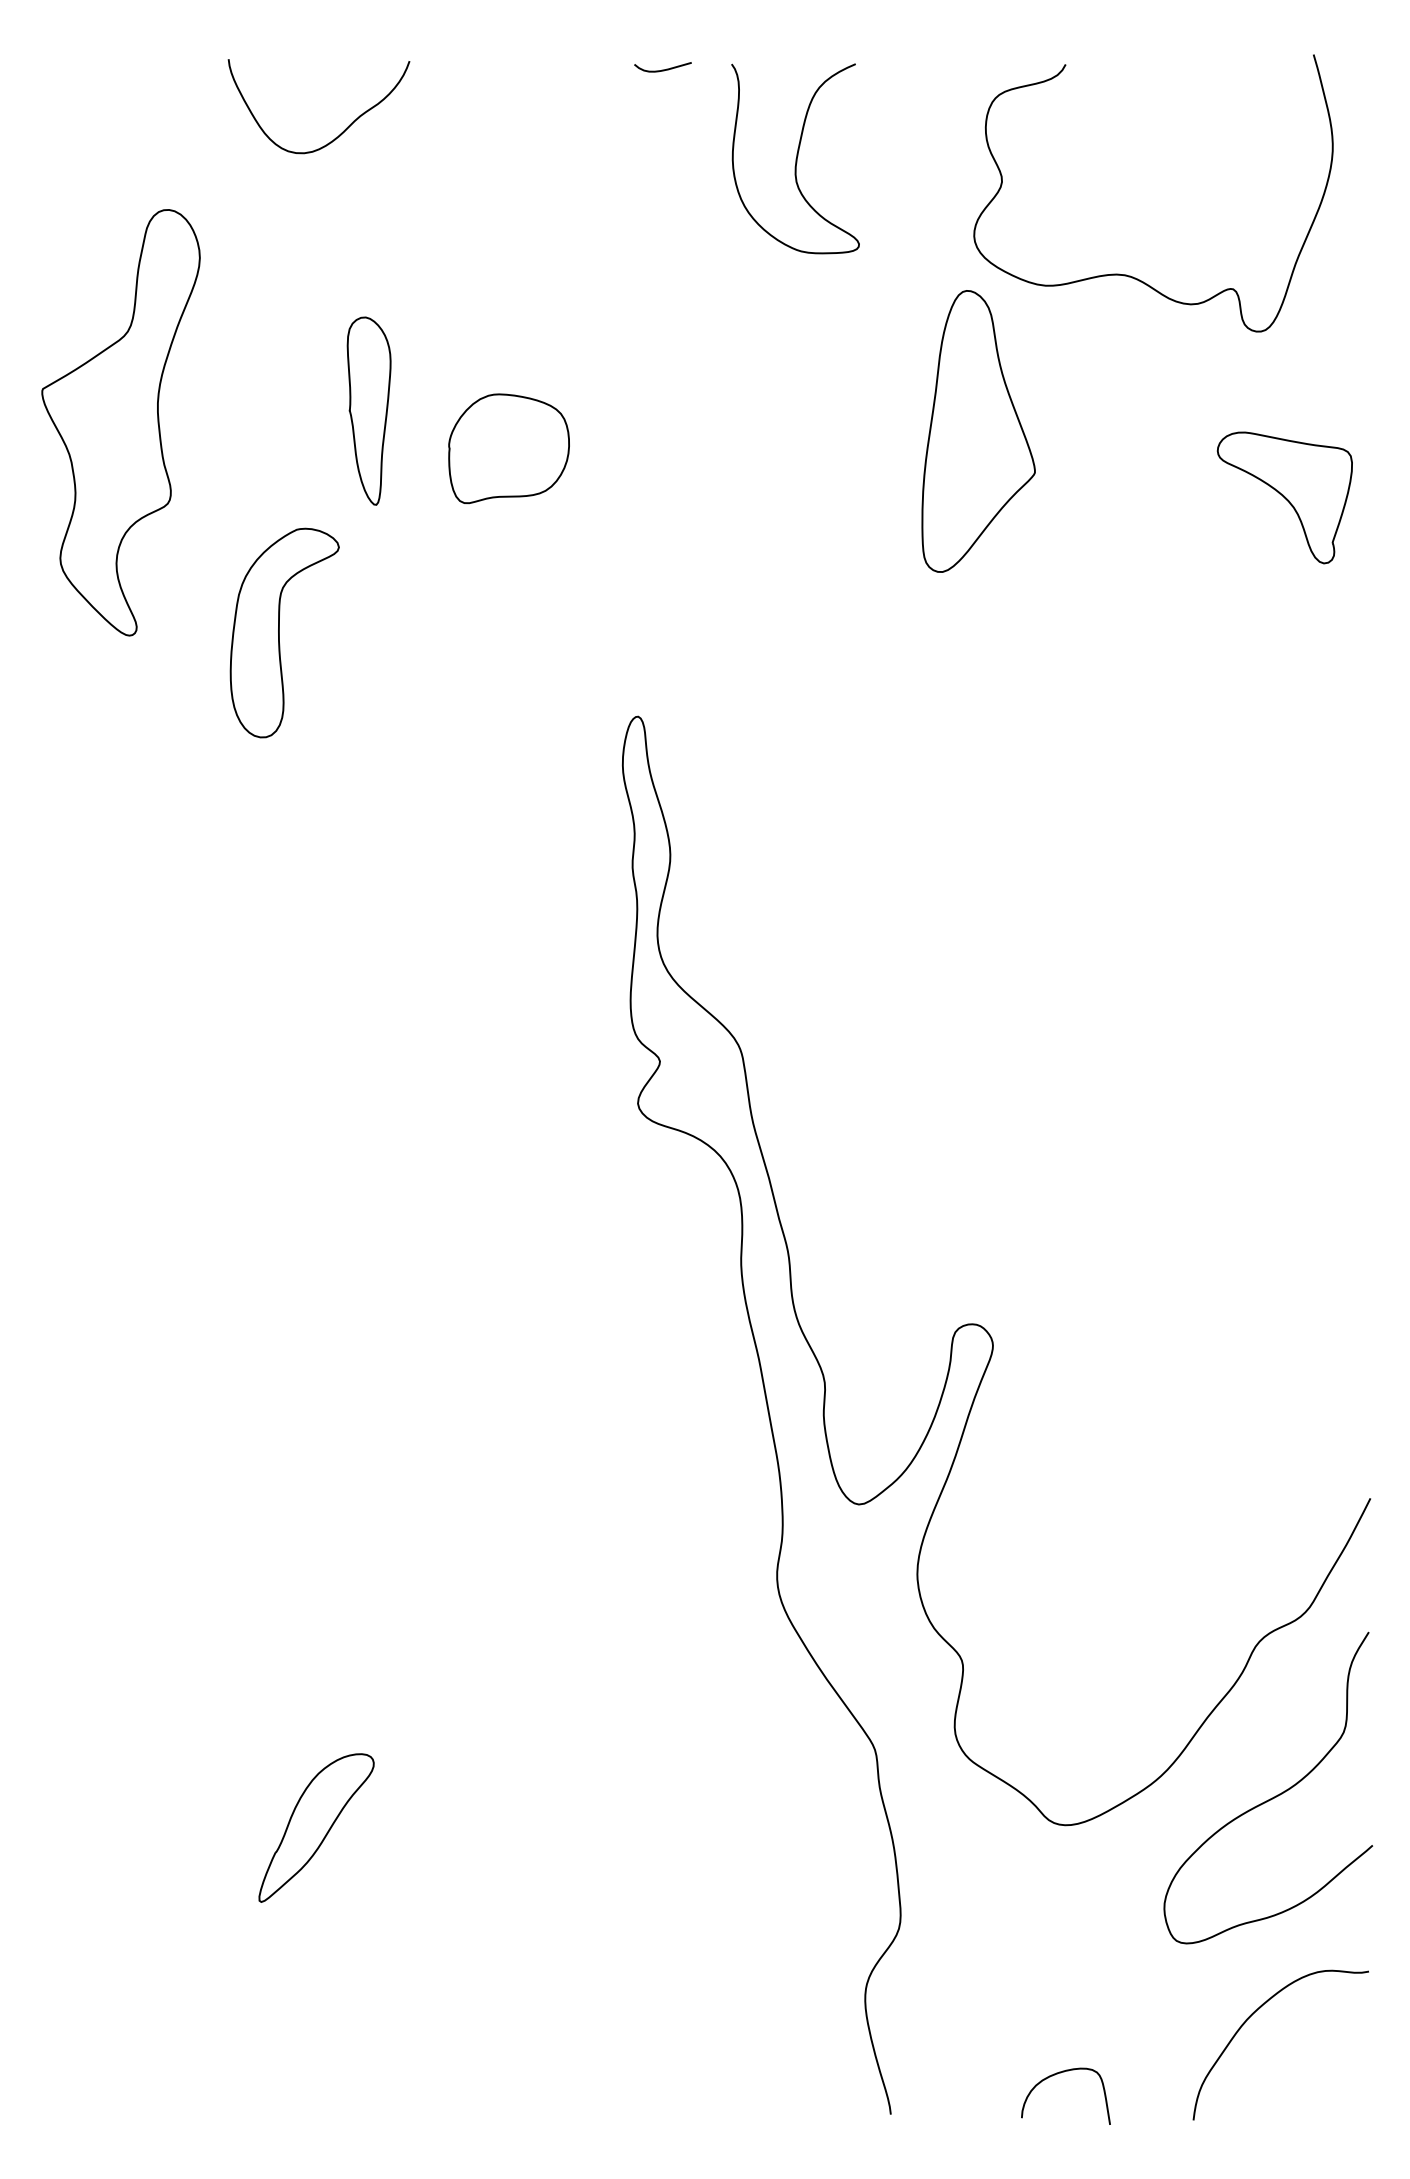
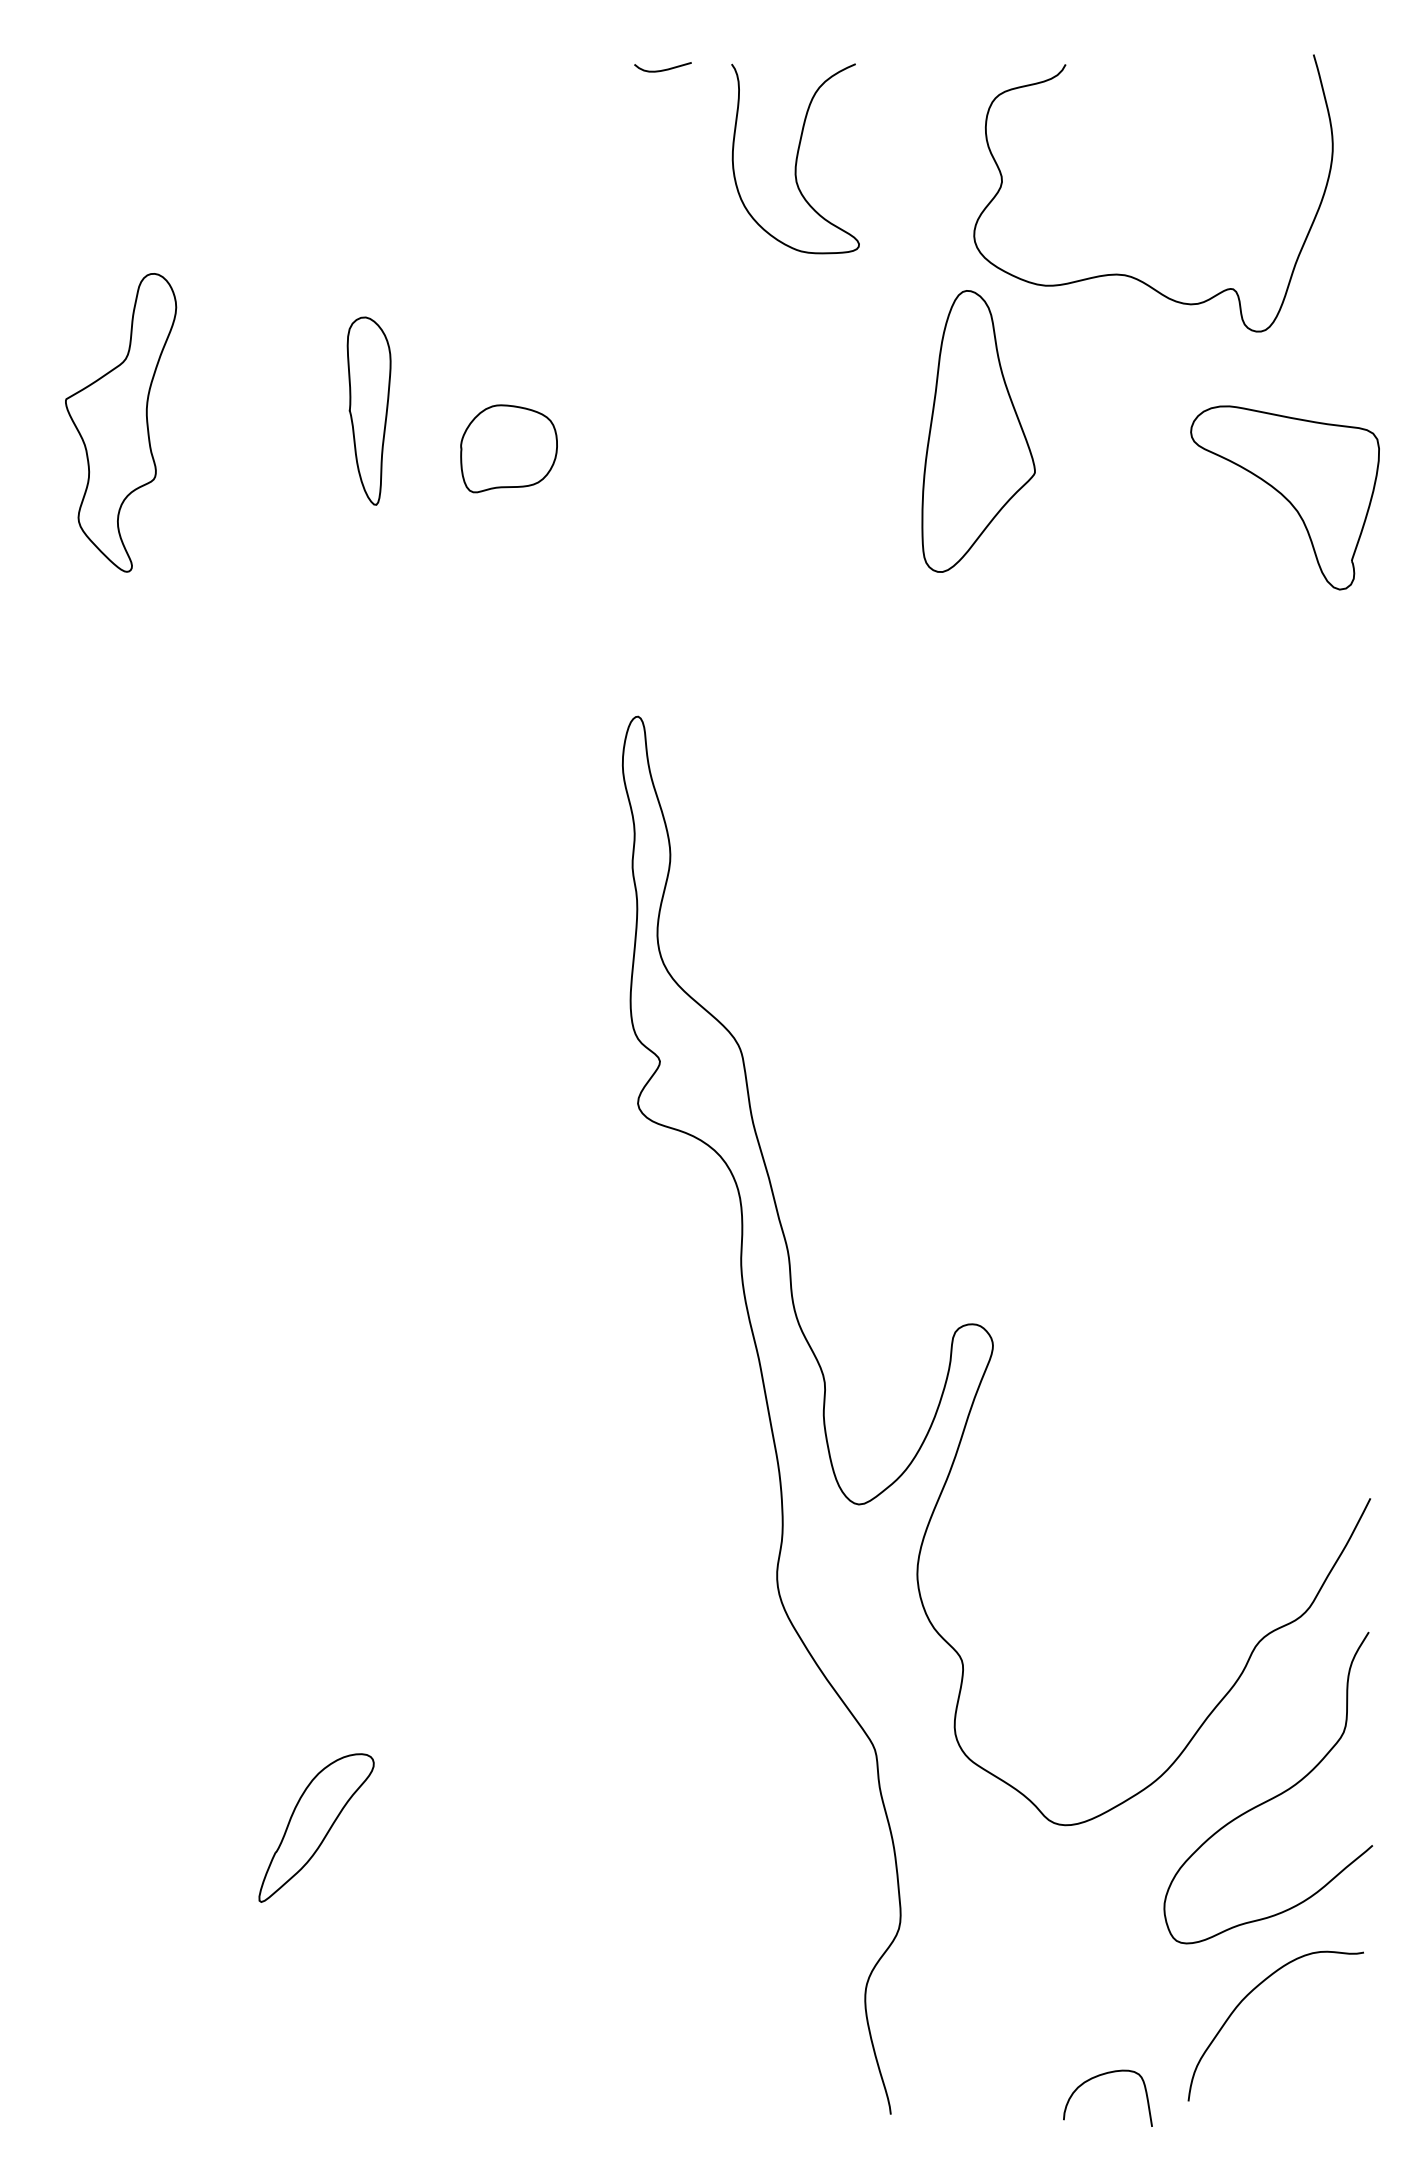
curve: present -> none (343, 130)
part size: 160x428 px -> 113x300 px (121, 422)
part size: 122x112 px -> 98x90 px (508, 448)
part size: 137x134 px -> 190x186 px (1284, 497)
part: present -> none (284, 632)
curve position: (1252, 2015) -> (1247, 1996) (1247, 1996)
curve position: (1055, 2075) -> (1097, 2077) (1097, 2077)
